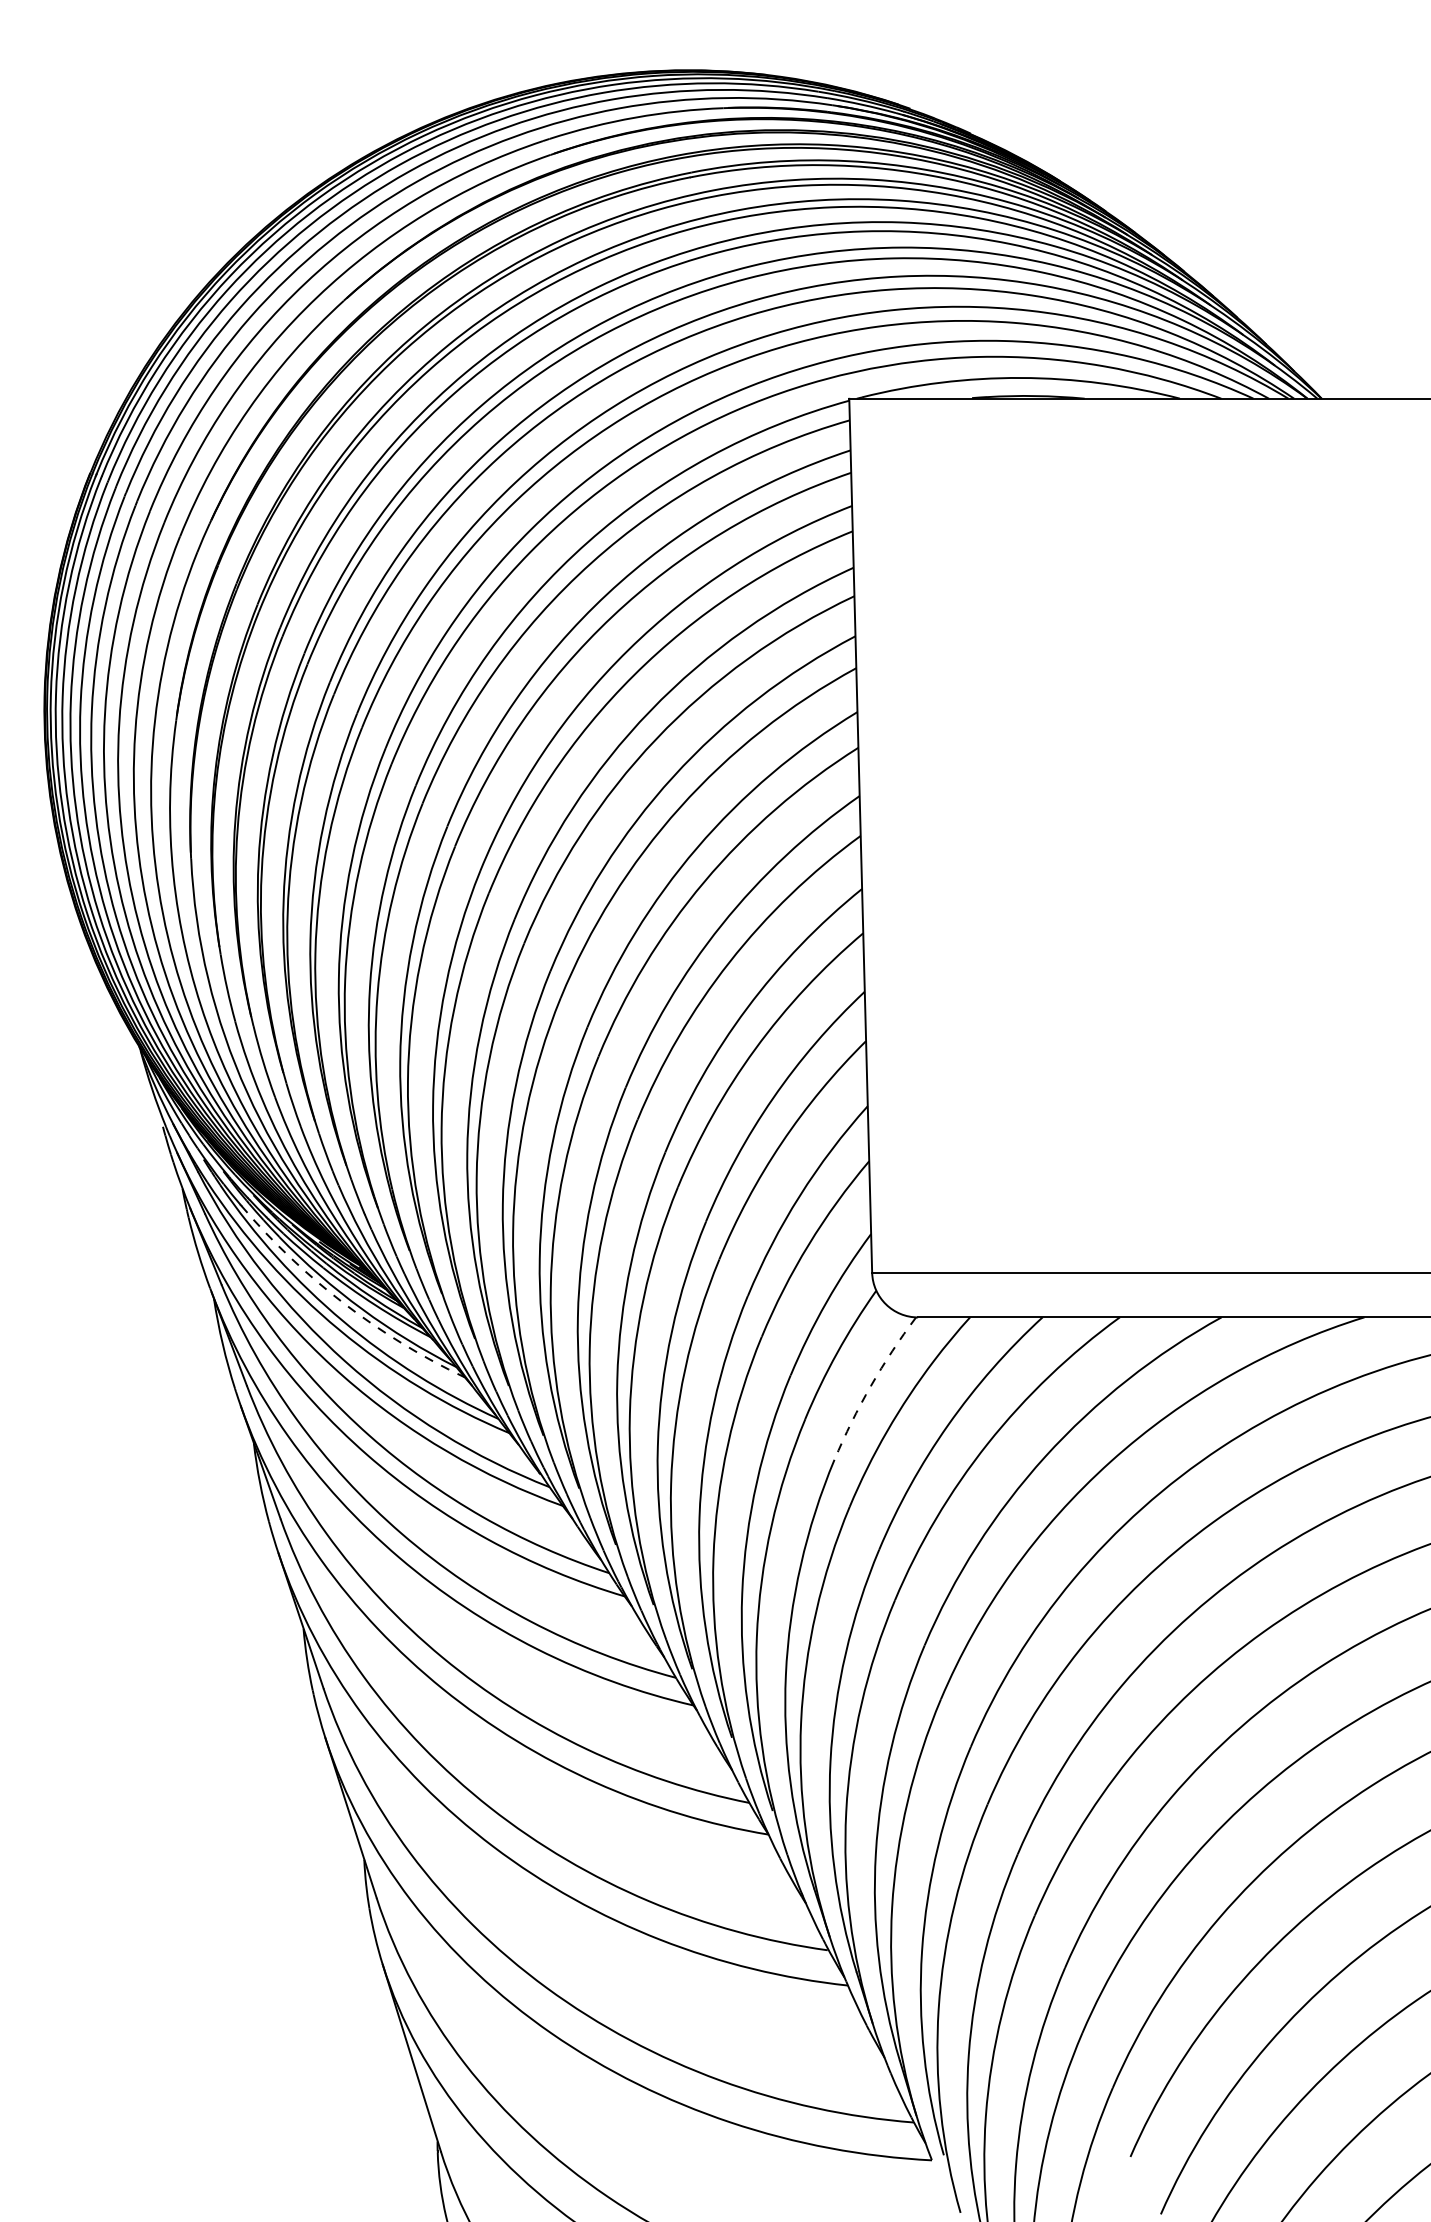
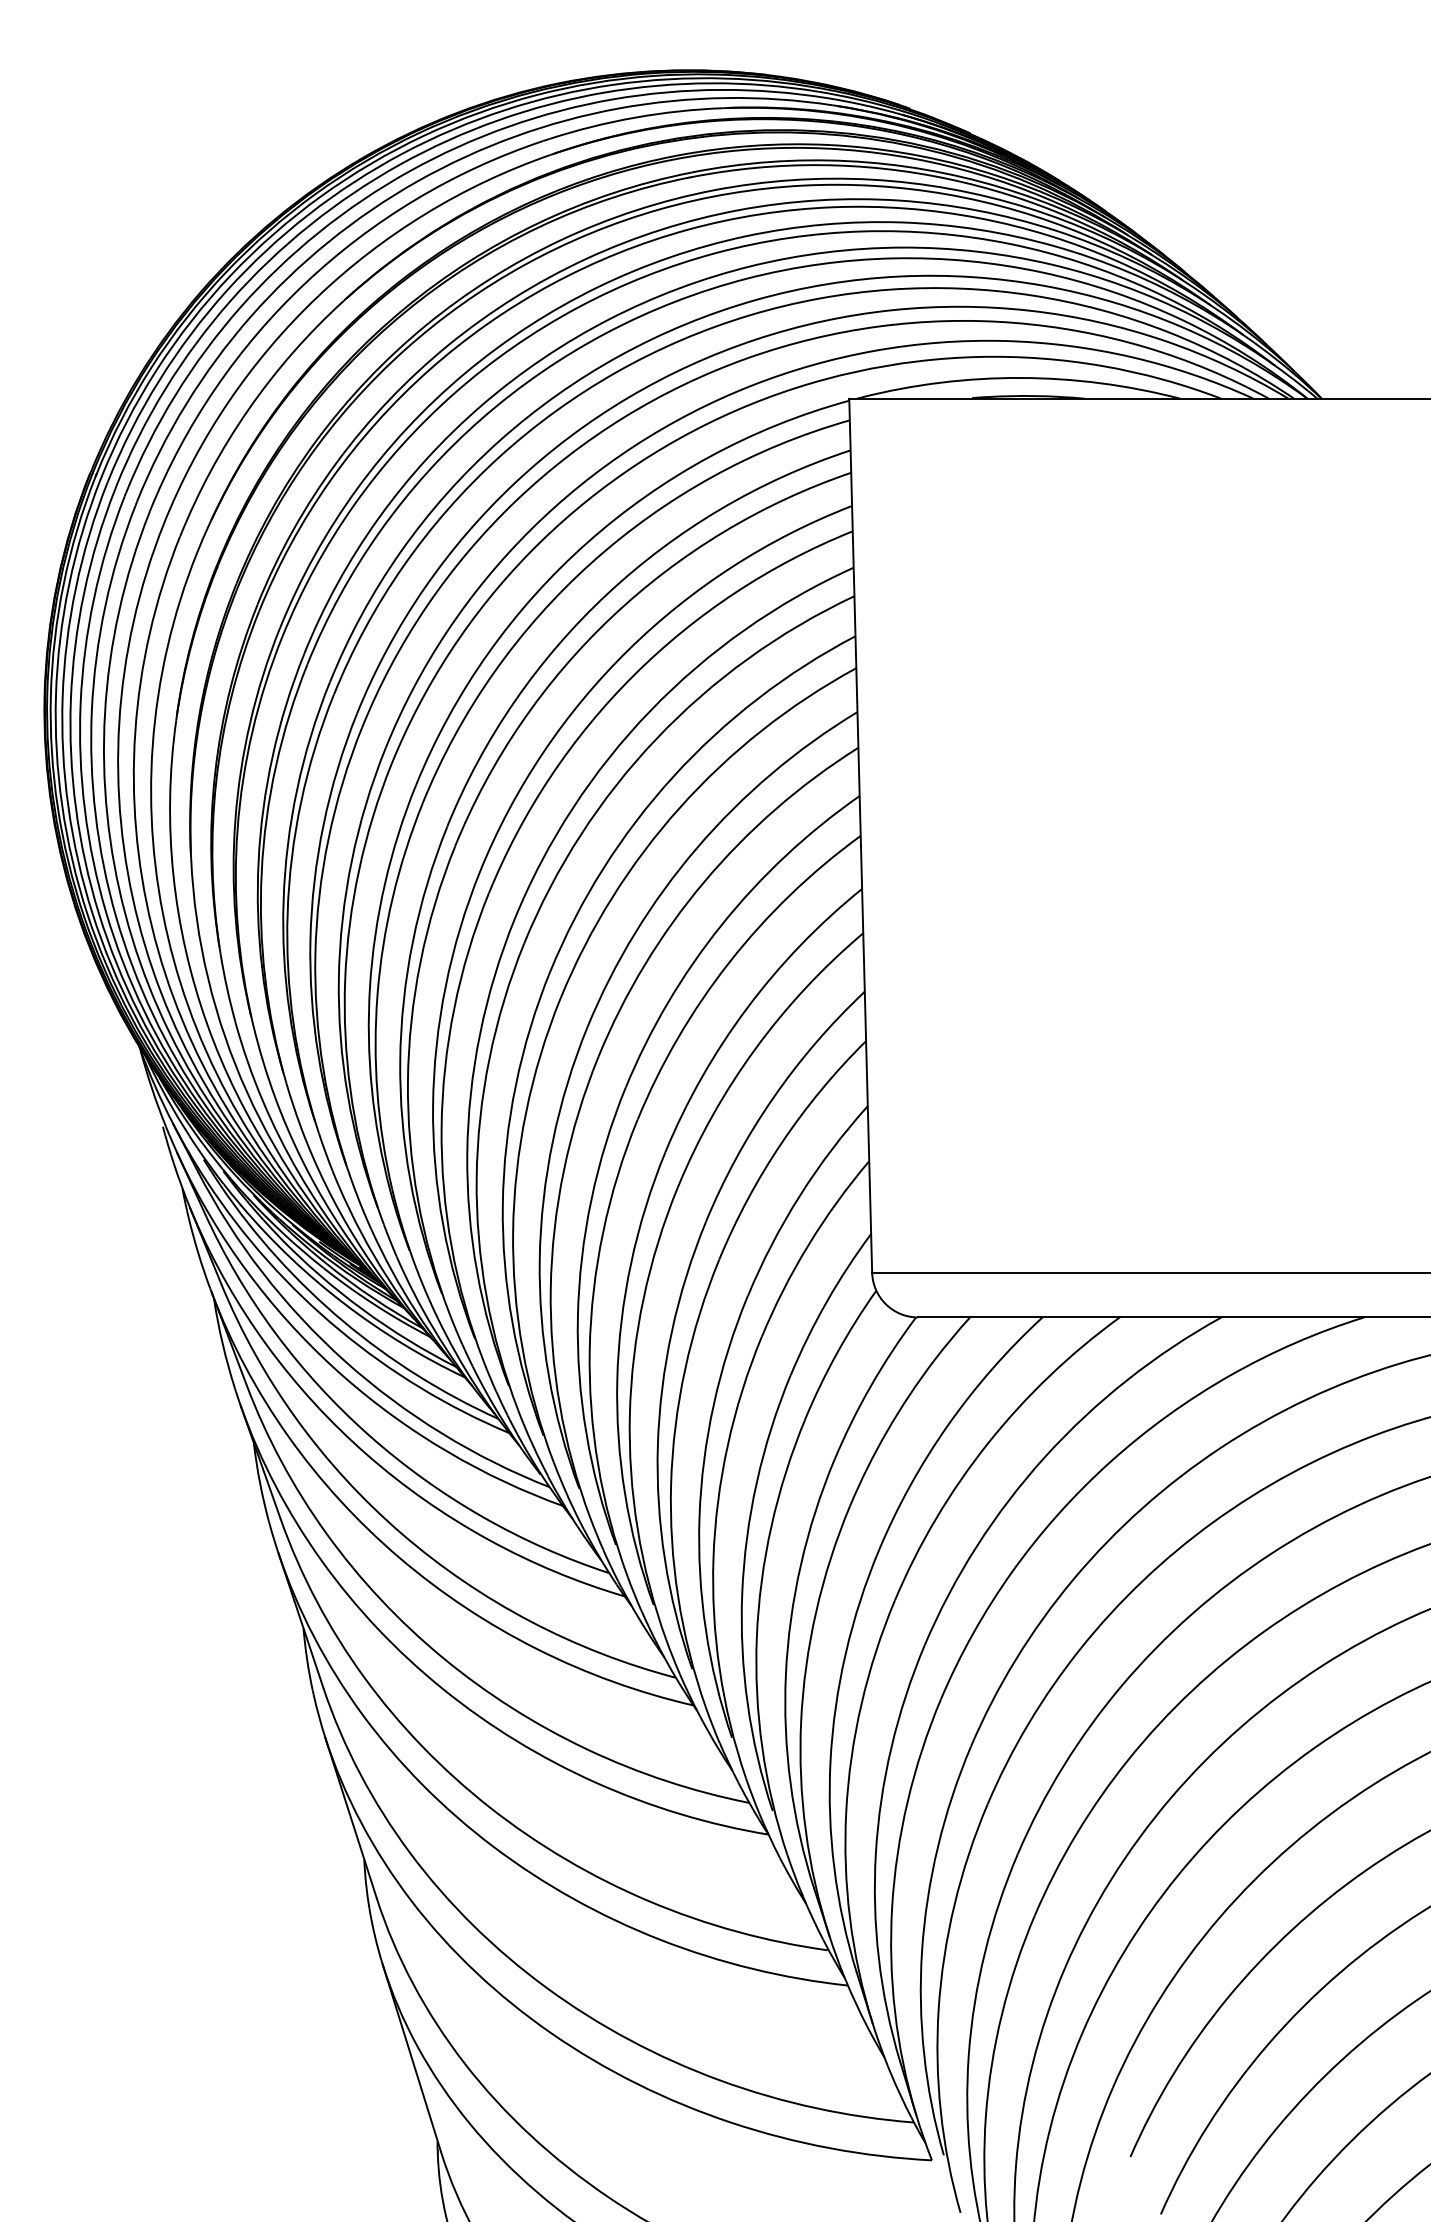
arc: dashed -> solid (344, 1303)
arc: dashed -> solid (870, 1386)
